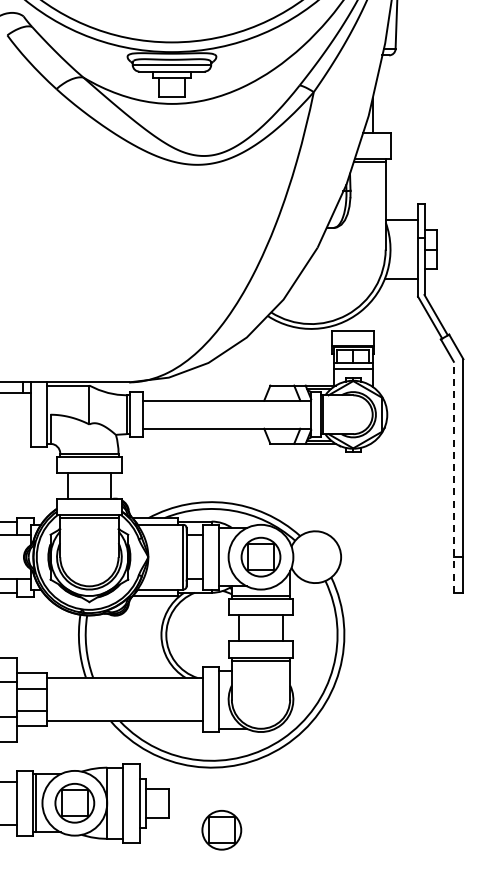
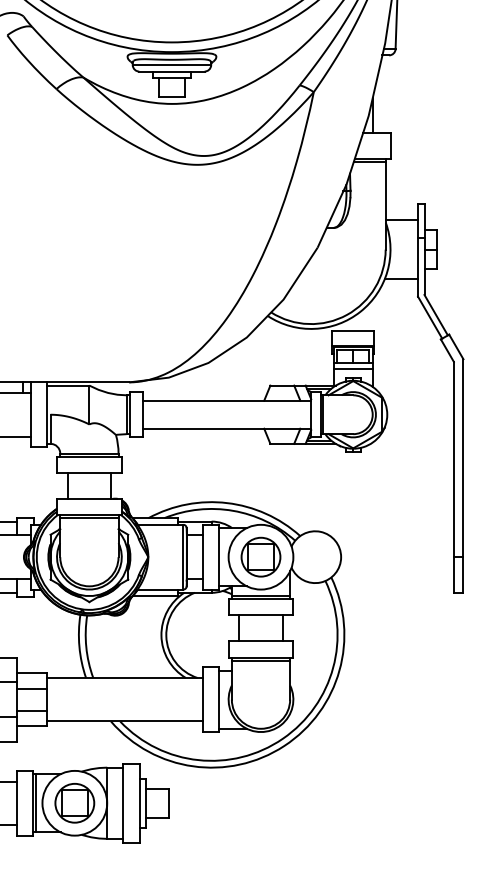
line: none -> present (16, 436)
line: dashed -> solid (453, 476)
part: present -> none (221, 830)
